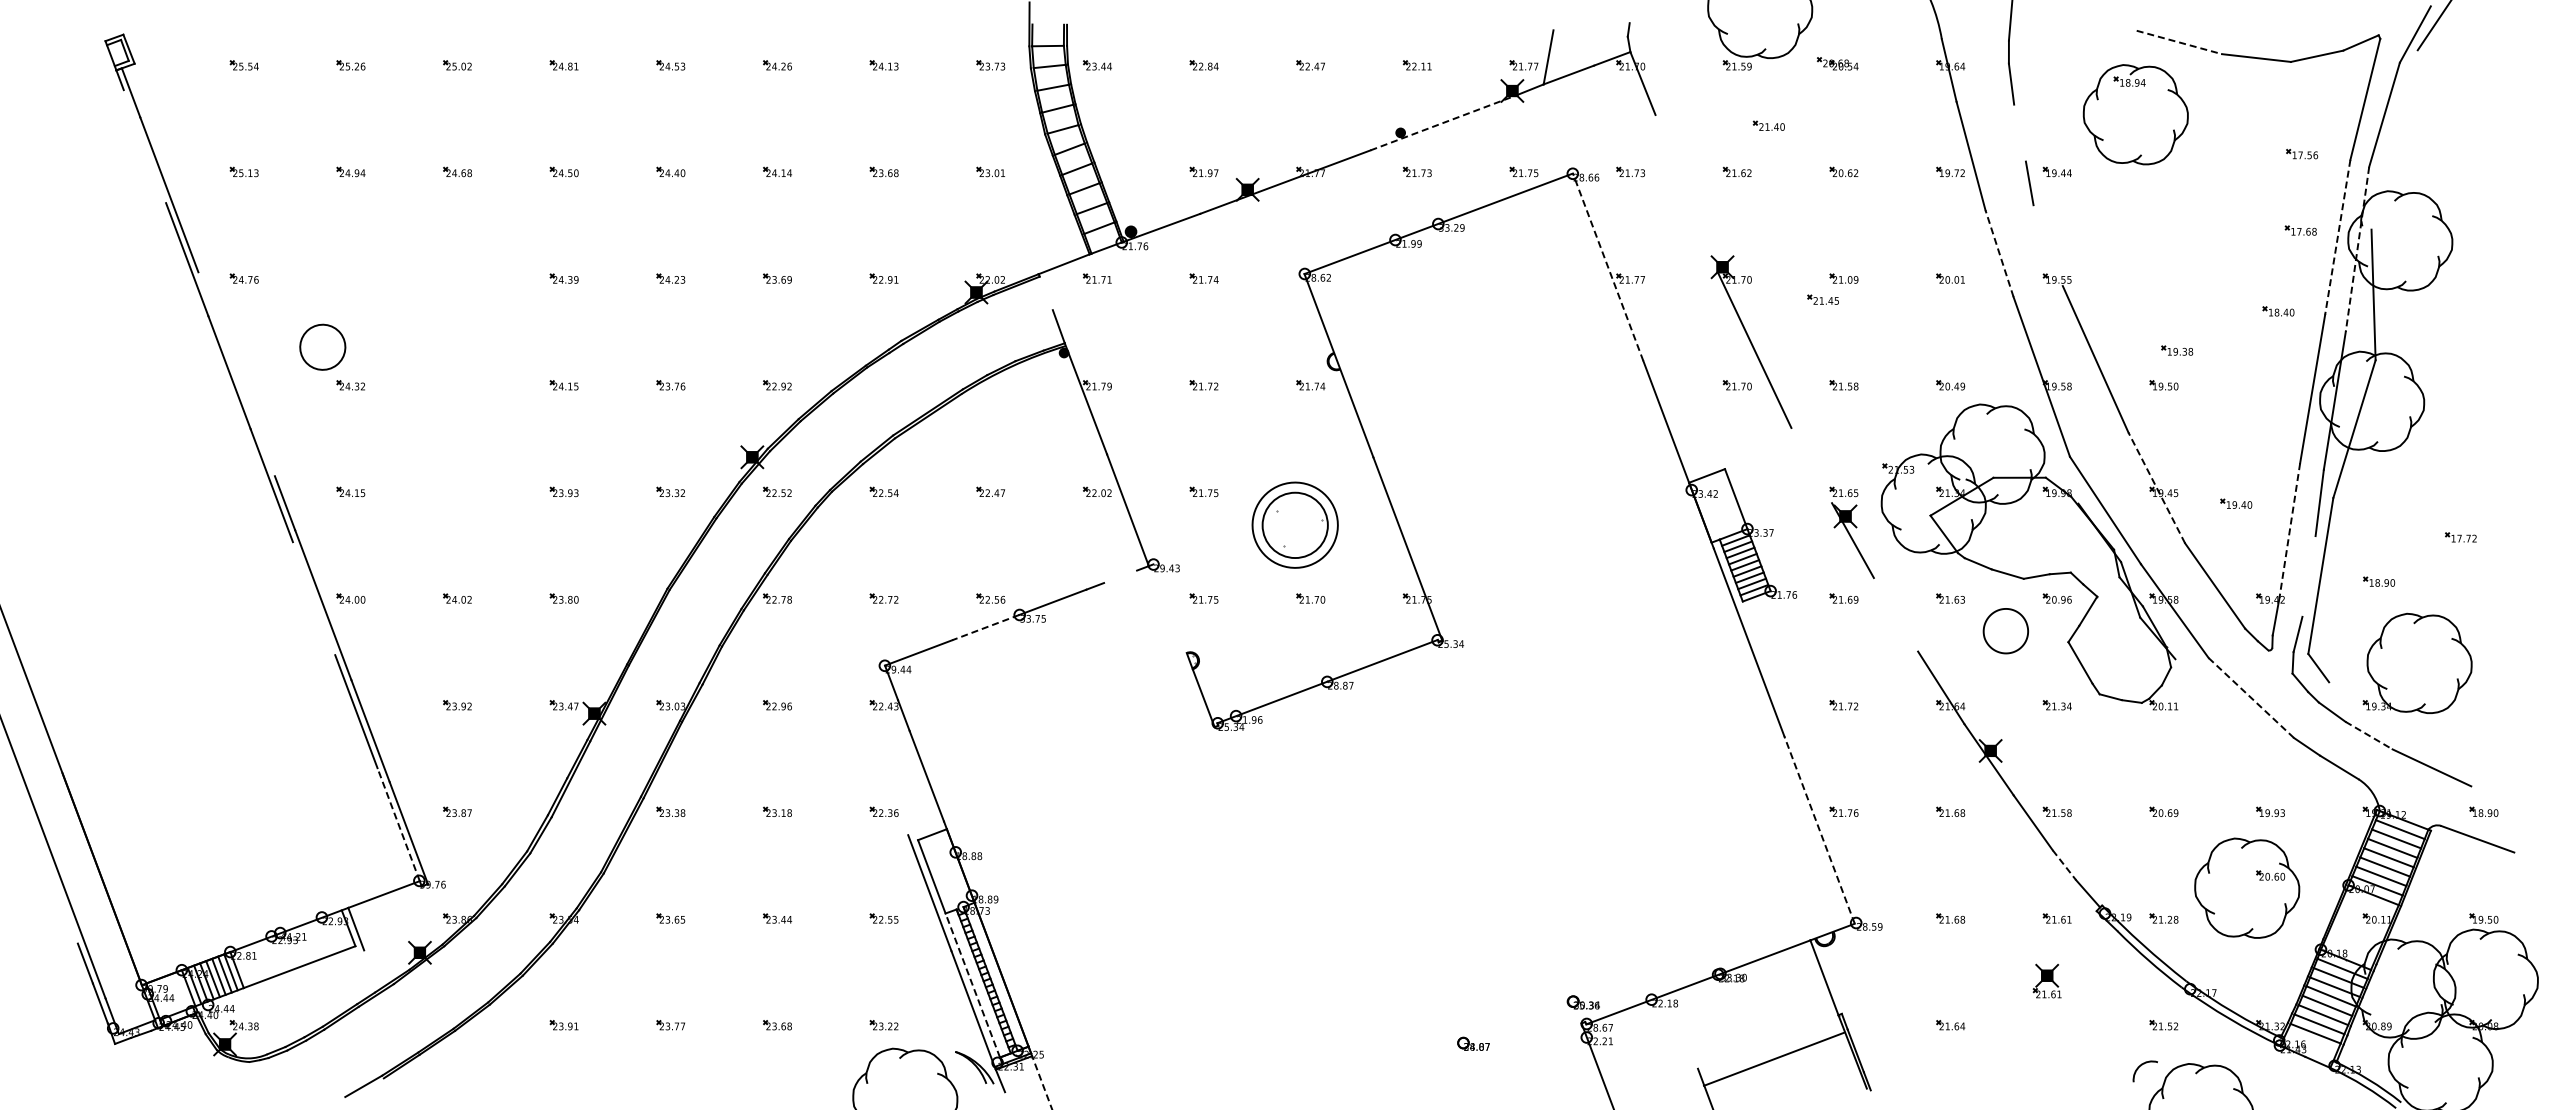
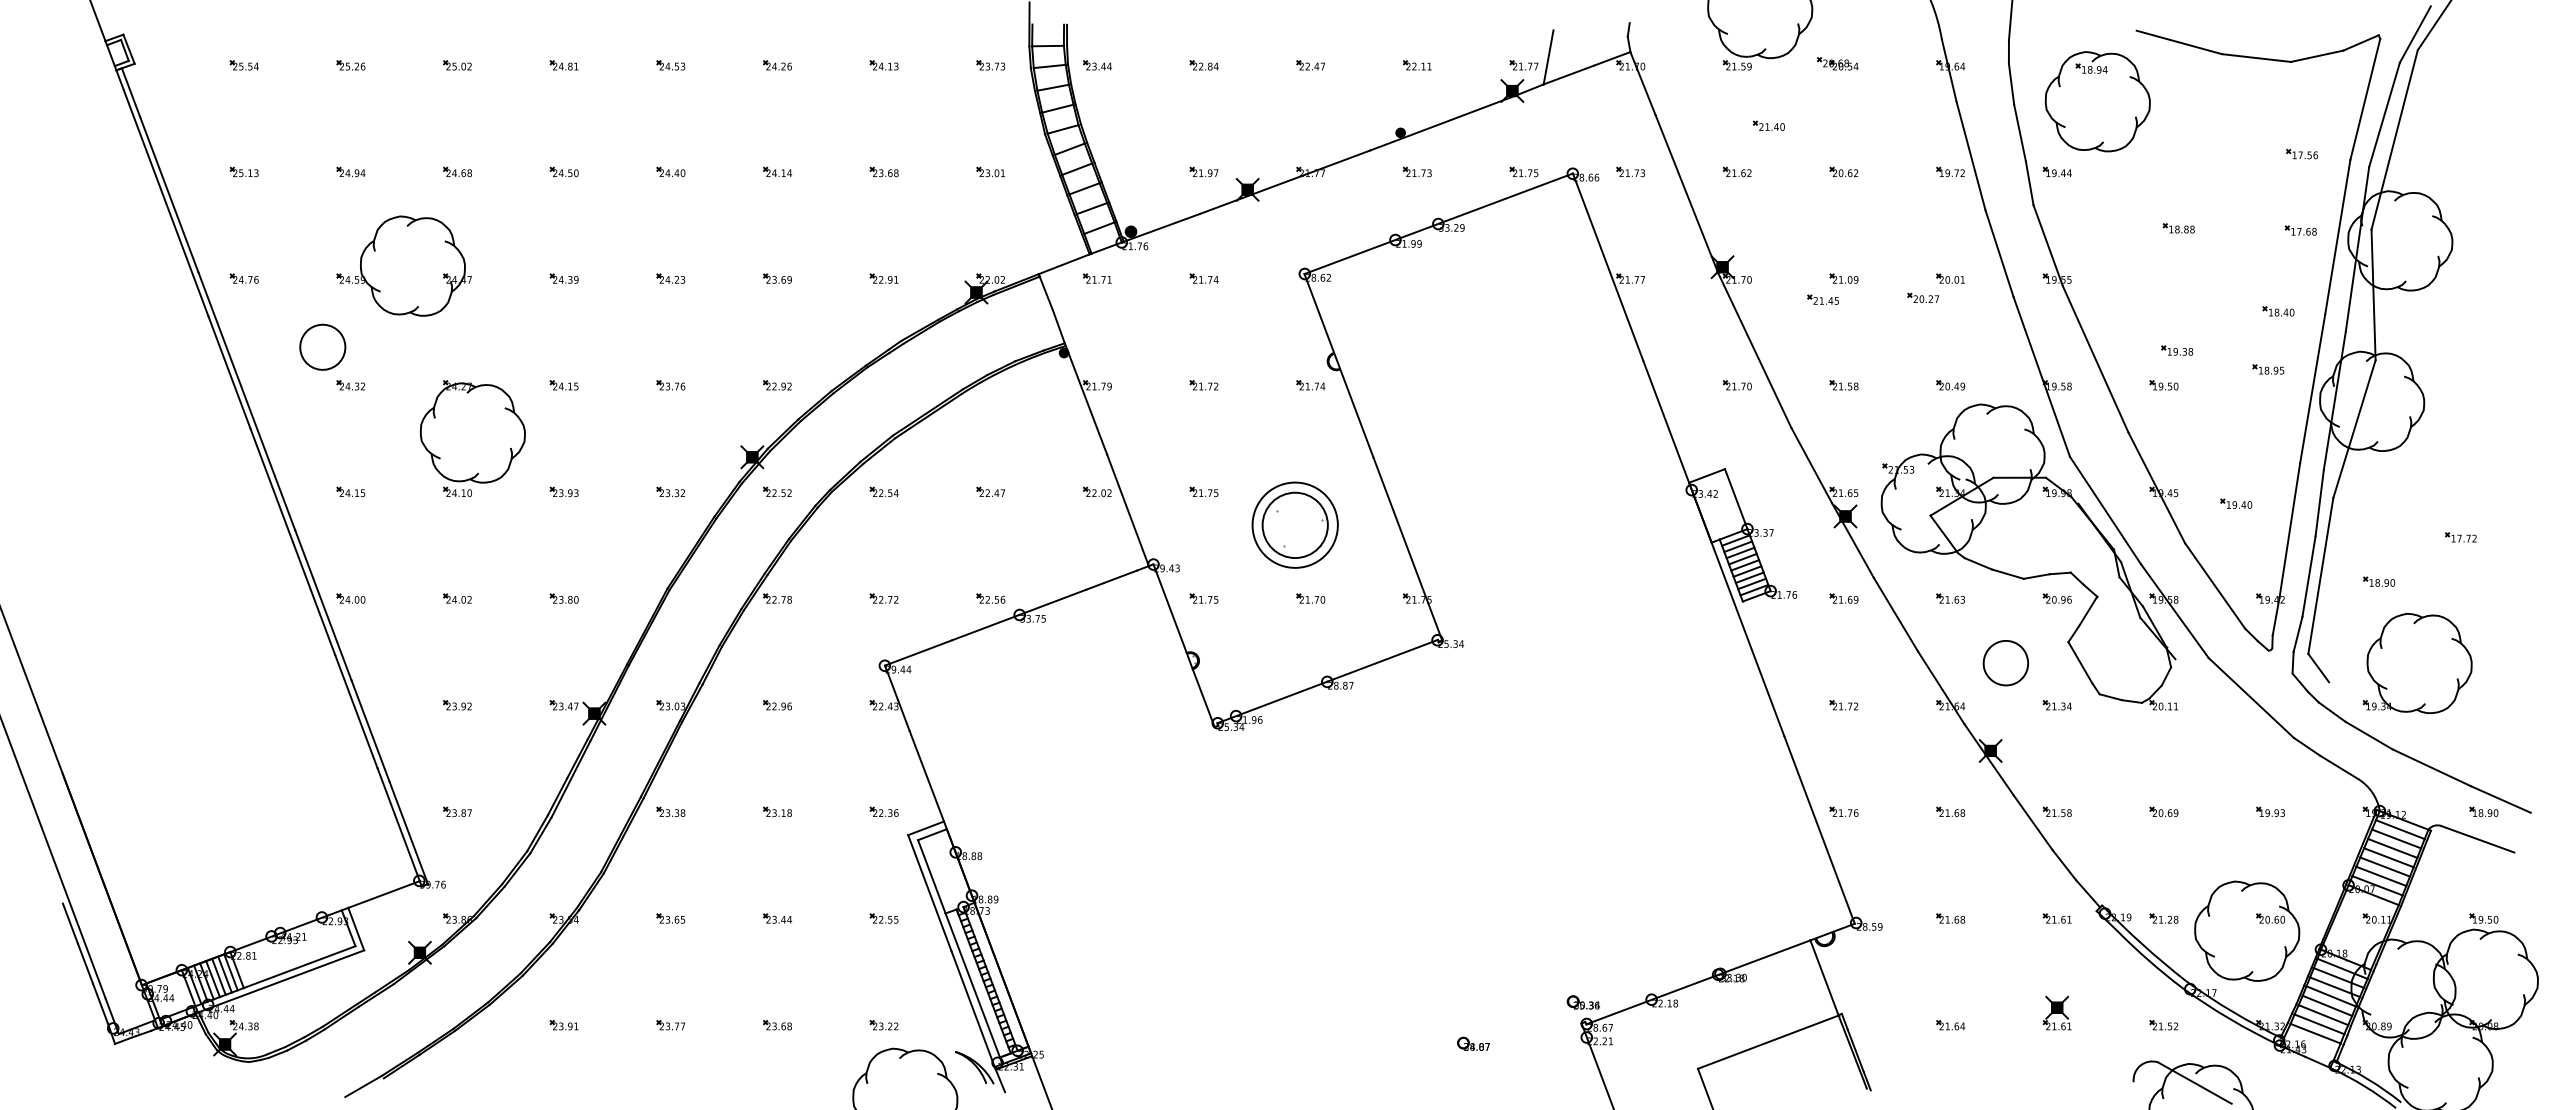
line: none -> present (98, 21)
line: dashed -> solid (2179, 42)
part position: (2135, 114) -> (2097, 101) (2097, 101)
line: dashed -> solid (1443, 122)
line: none -> present (2019, 132)
line: none -> present (2394, 139)
line: none -> present (144, 146)
line: none -> present (1686, 193)
part: none -> present (2178, 228)
line: dashed -> solid (2337, 237)
line: none -> present (2047, 245)
line: dashed -> solid (2357, 249)
line: dashed -> solid (1999, 253)
part: none -> present (403, 265)
line: dashed -> solid (1607, 266)
line: none -> present (1045, 293)
part: none -> present (1922, 297)
part: none -> present (2268, 369)
line: none -> present (236, 374)
part: none -> present (472, 438)
line: none -> present (1811, 465)
line: dashed -> solid (2156, 487)
line: dashed -> solid (2289, 530)
line: none -> present (1120, 576)
line: none -> present (2308, 576)
line: none -> present (313, 598)
line: none -> present (1169, 608)
line: none -> present (1895, 614)
line: dashed -> solid (985, 627)
part position: (2005, 631) -> (2005, 663) (2005, 663)
line: dashed -> solid (2250, 697)
line: dashed -> solid (2369, 735)
line: none -> present (2500, 799)
line: dashed -> solid (398, 824)
line: none -> present (926, 828)
line: dashed -> solid (1819, 829)
line: dashed -> solid (2064, 865)
part position: (2247, 887) -> (2247, 930) (2247, 930)
line: none -> present (69, 923)
part position: (2046, 980) -> (2056, 1012) (2056, 1012)
line: none -> present (279, 981)
line: dashed -> solid (972, 985)
line position: (1773, 1058) -> (1767, 1041) (1767, 1041)
line: dashed -> solid (1041, 1081)
line: none -> present (2194, 1082)
